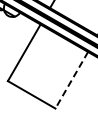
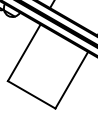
line: dashed -> solid (71, 80)
